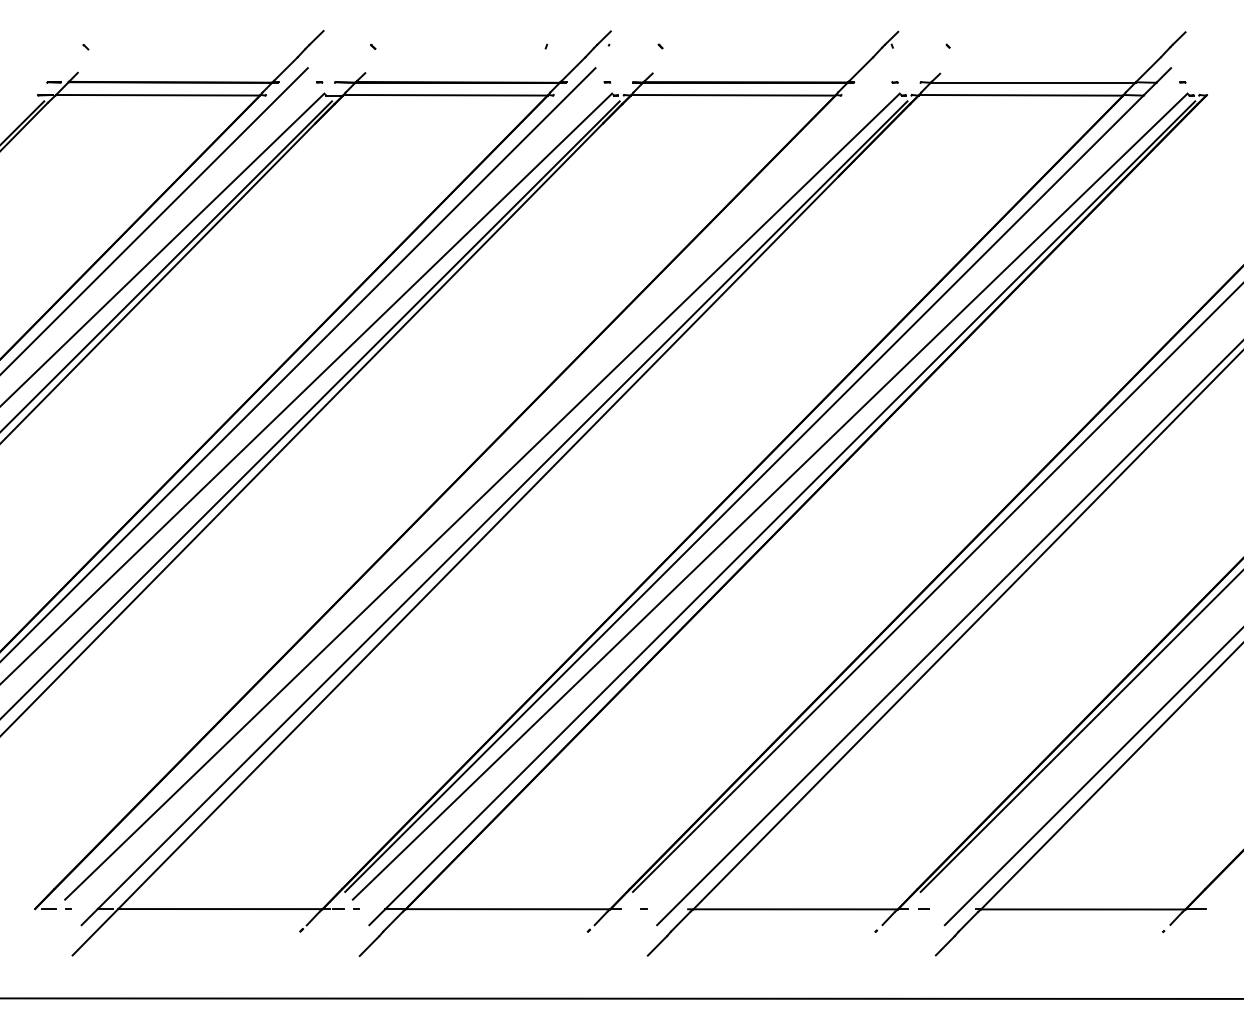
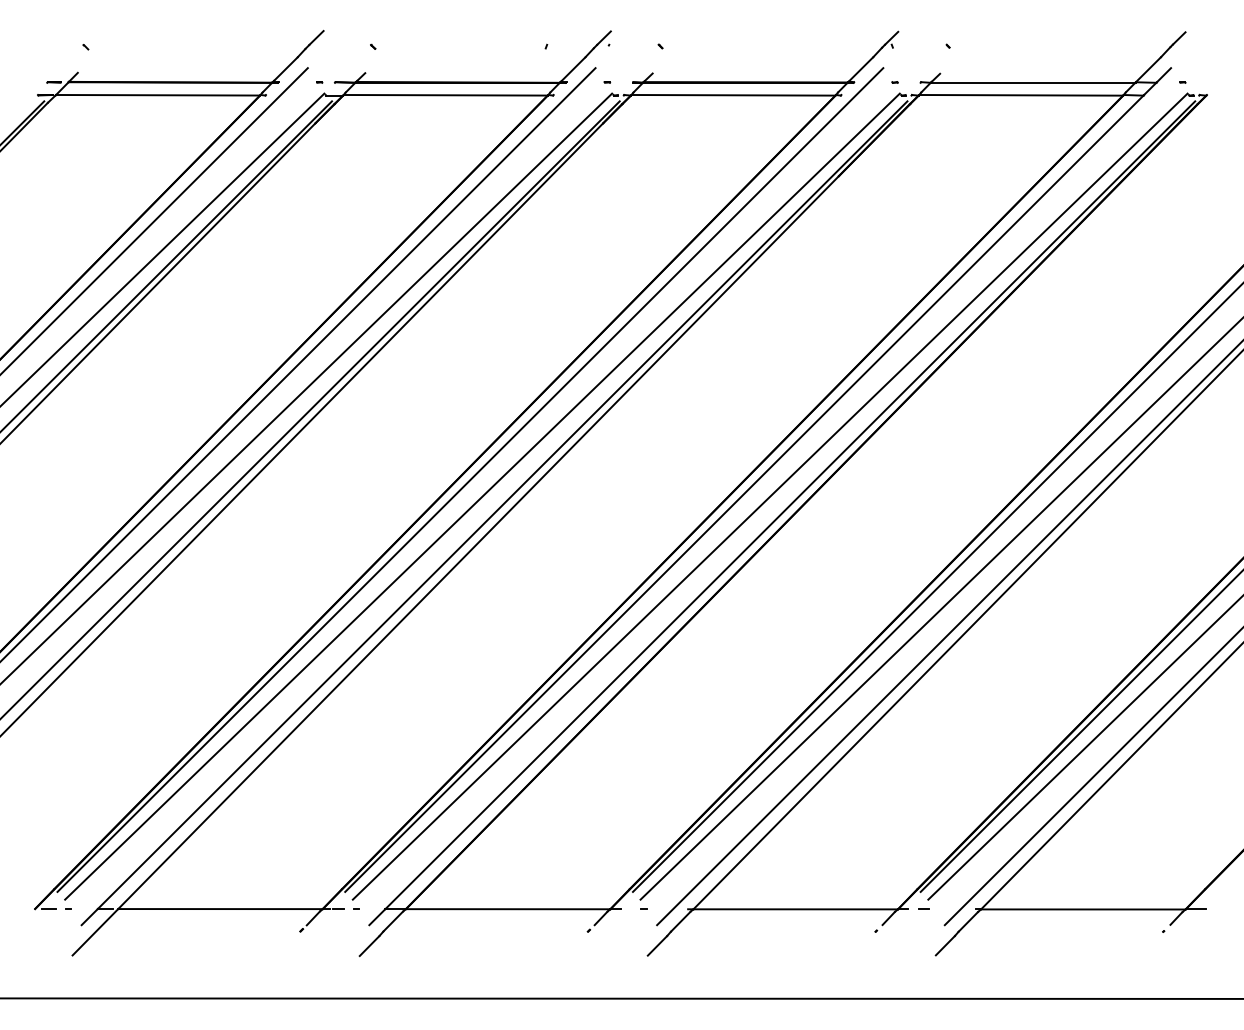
line: none -> present (470, 479)
line: none -> present (940, 609)
line: none -> present (1084, 748)
